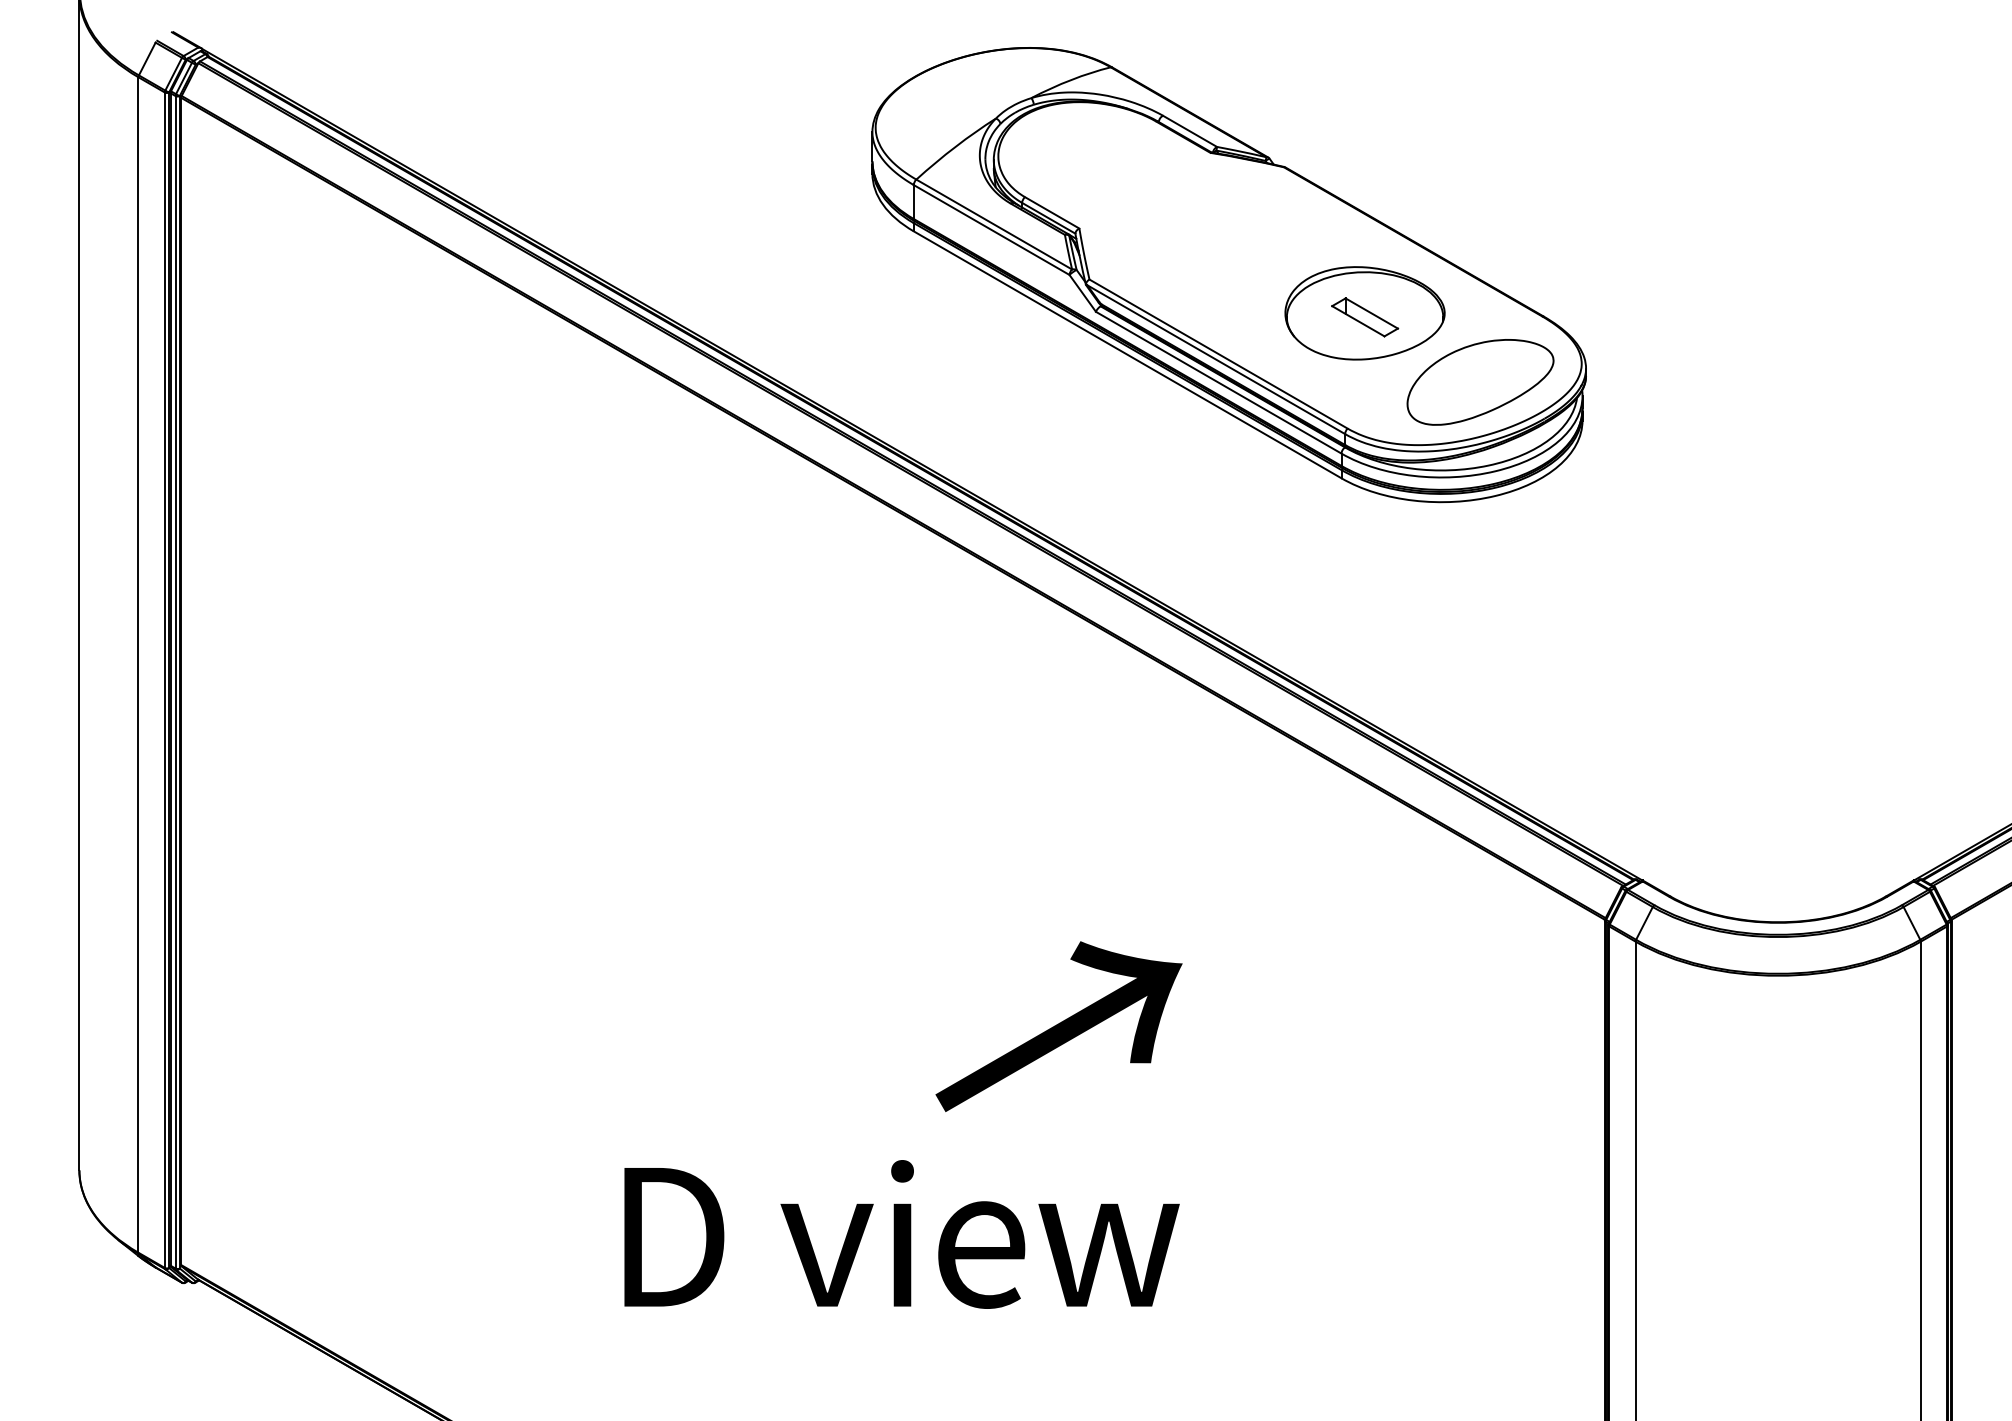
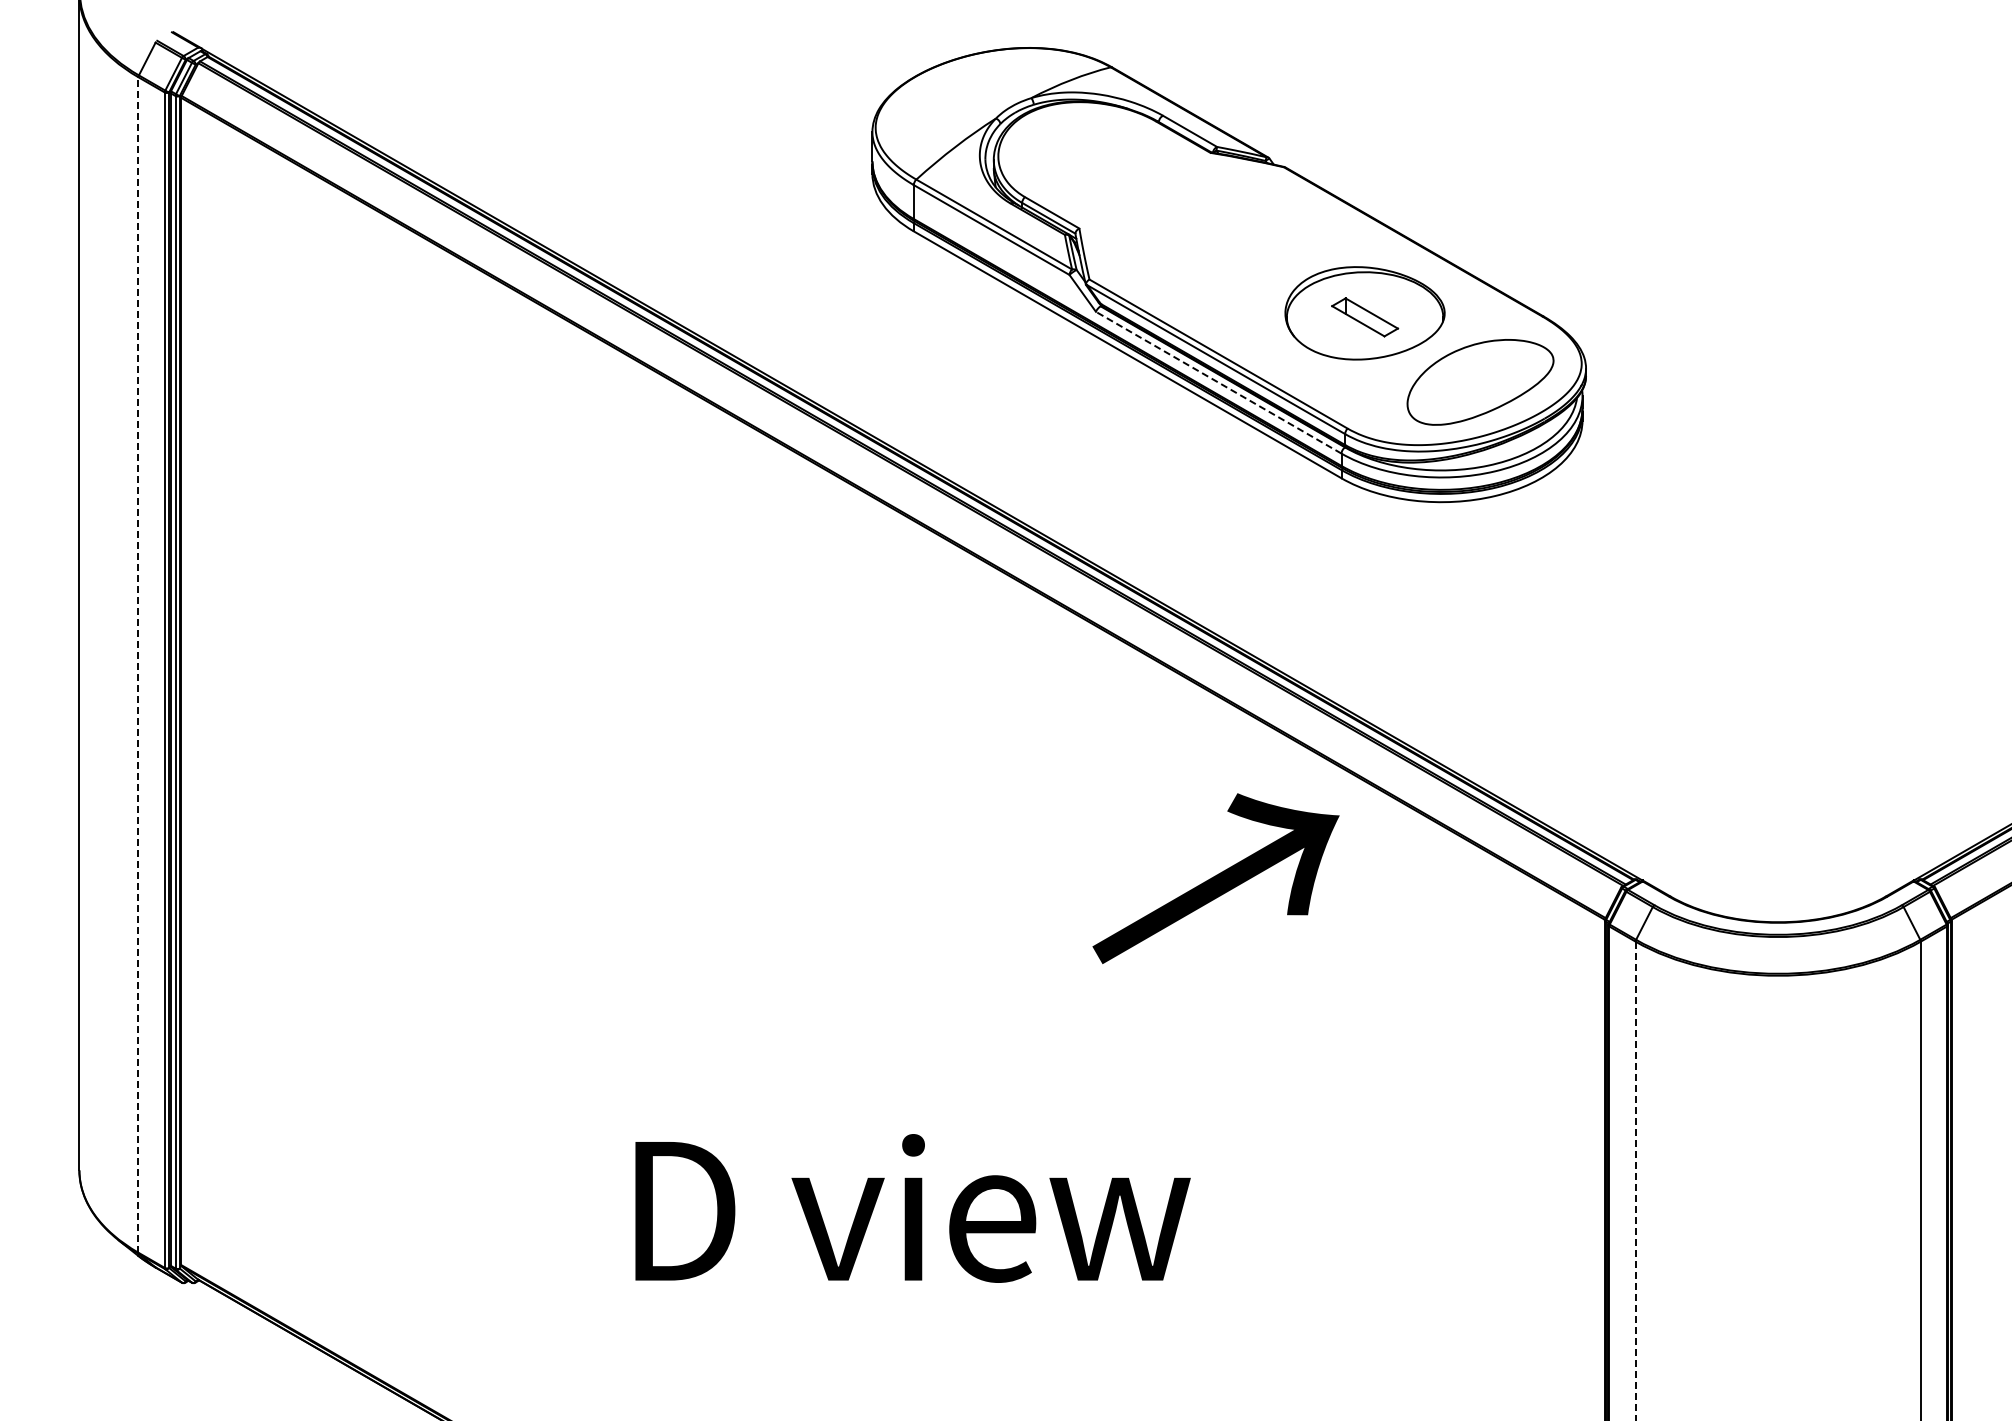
line: solid -> dashed (1218, 382)
line: solid -> dashed (138, 664)
text position: (1058, 1026) -> (1215, 878) (1215, 878)
line: solid -> dashed (1635, 1181)
text position: (901, 1234) -> (912, 1208) (912, 1208)
